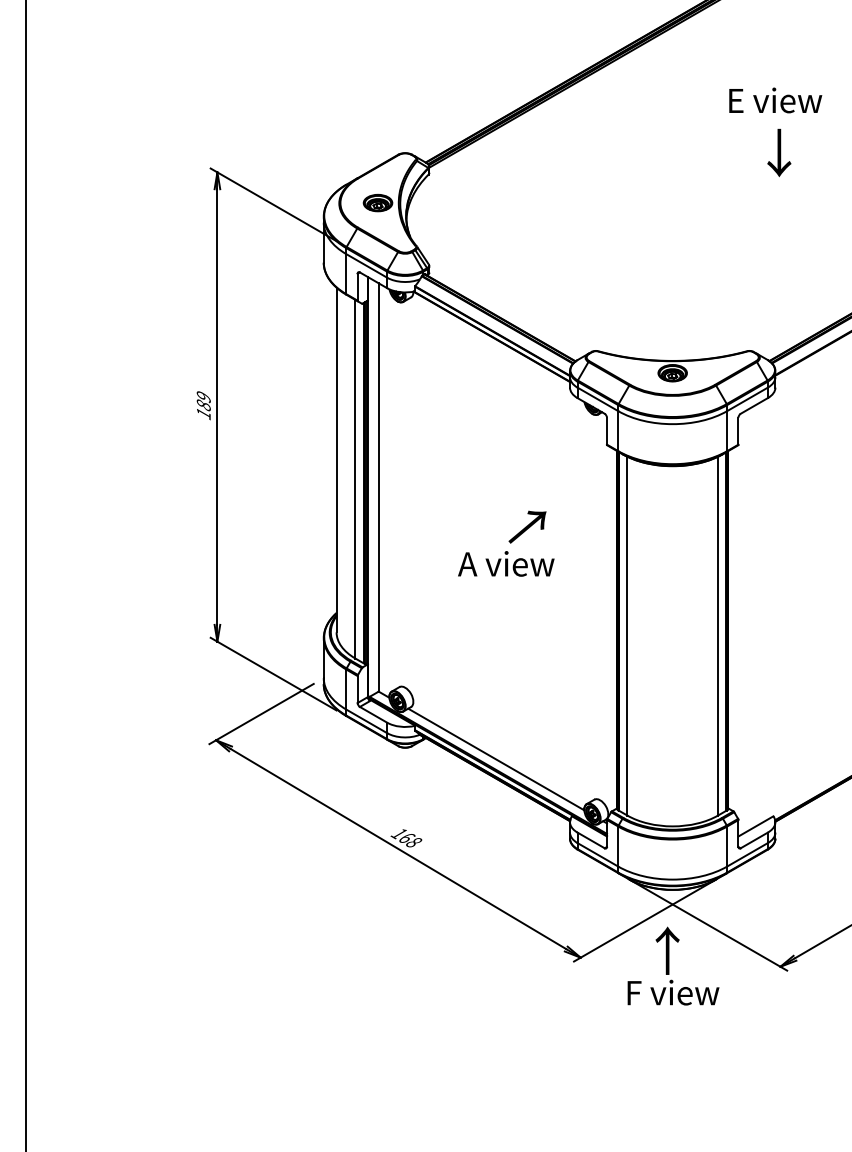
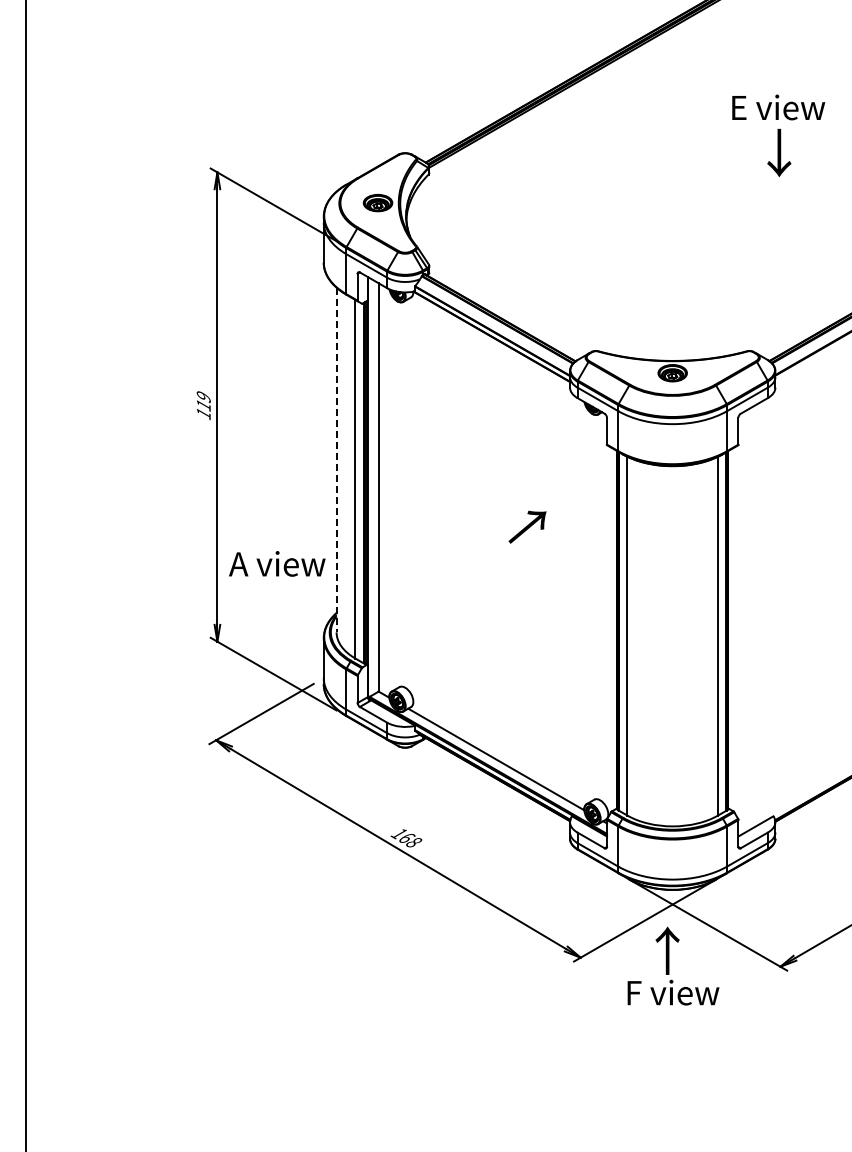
text position: (775, 100) -> (778, 107) (778, 107)
text: 189 -> 119 (203, 405)
line: solid -> dashed (336, 460)
text position: (506, 563) -> (277, 563) (277, 563)
